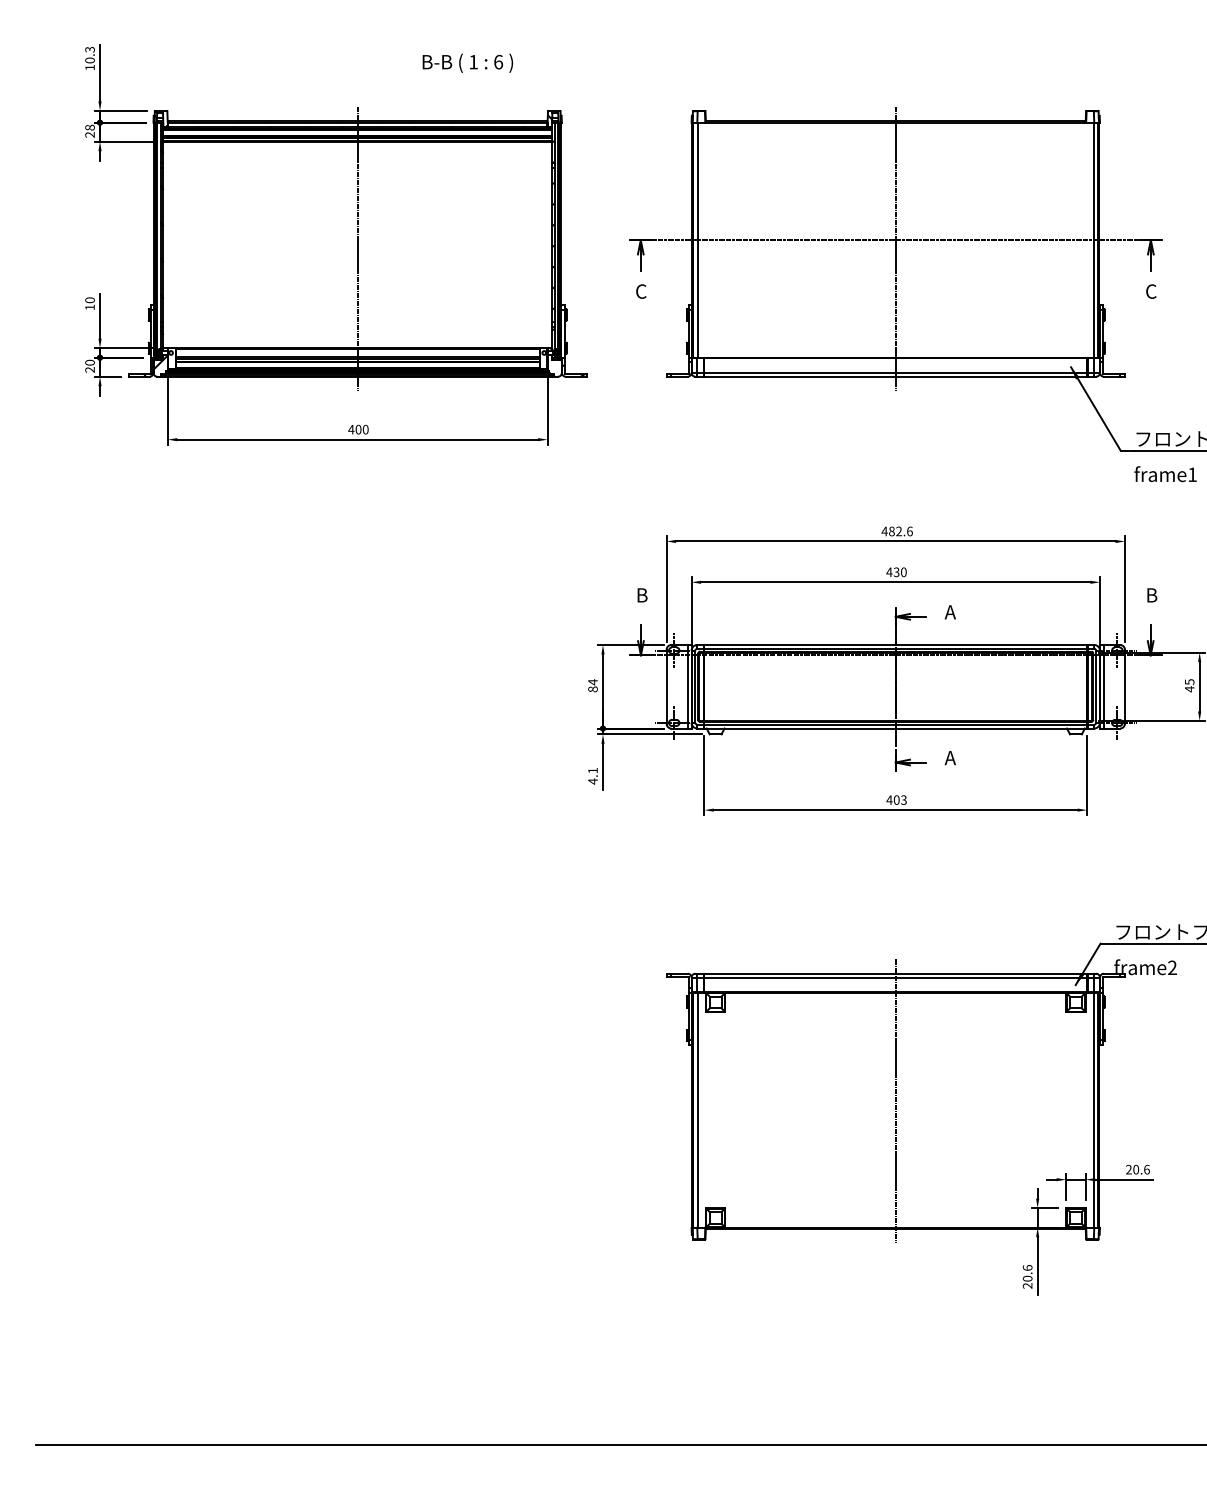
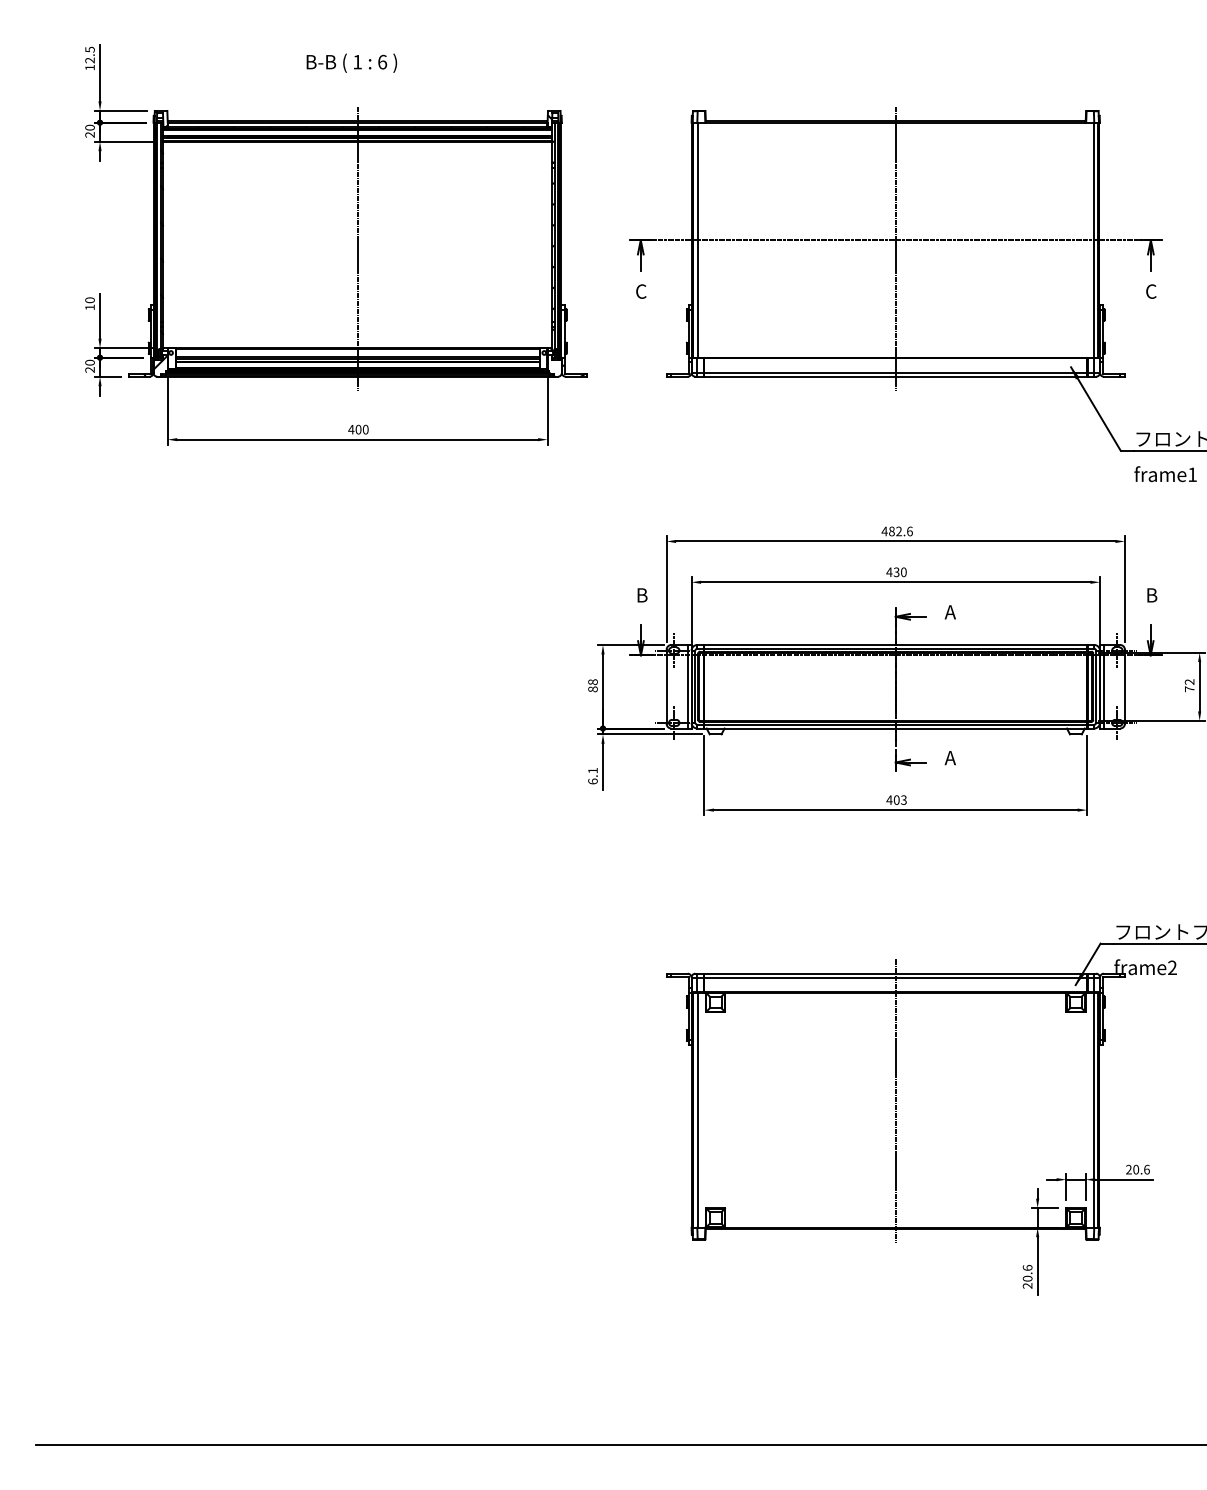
text: 10.3 -> 12.5 (89, 54)
text position: (467, 62) -> (351, 62) (351, 62)
text: 28 -> 20 (90, 127)
text: 84 -> 88 (592, 682)
text: 45 -> 72 (1189, 685)
text: 4.1 -> 6.1 (592, 781)
